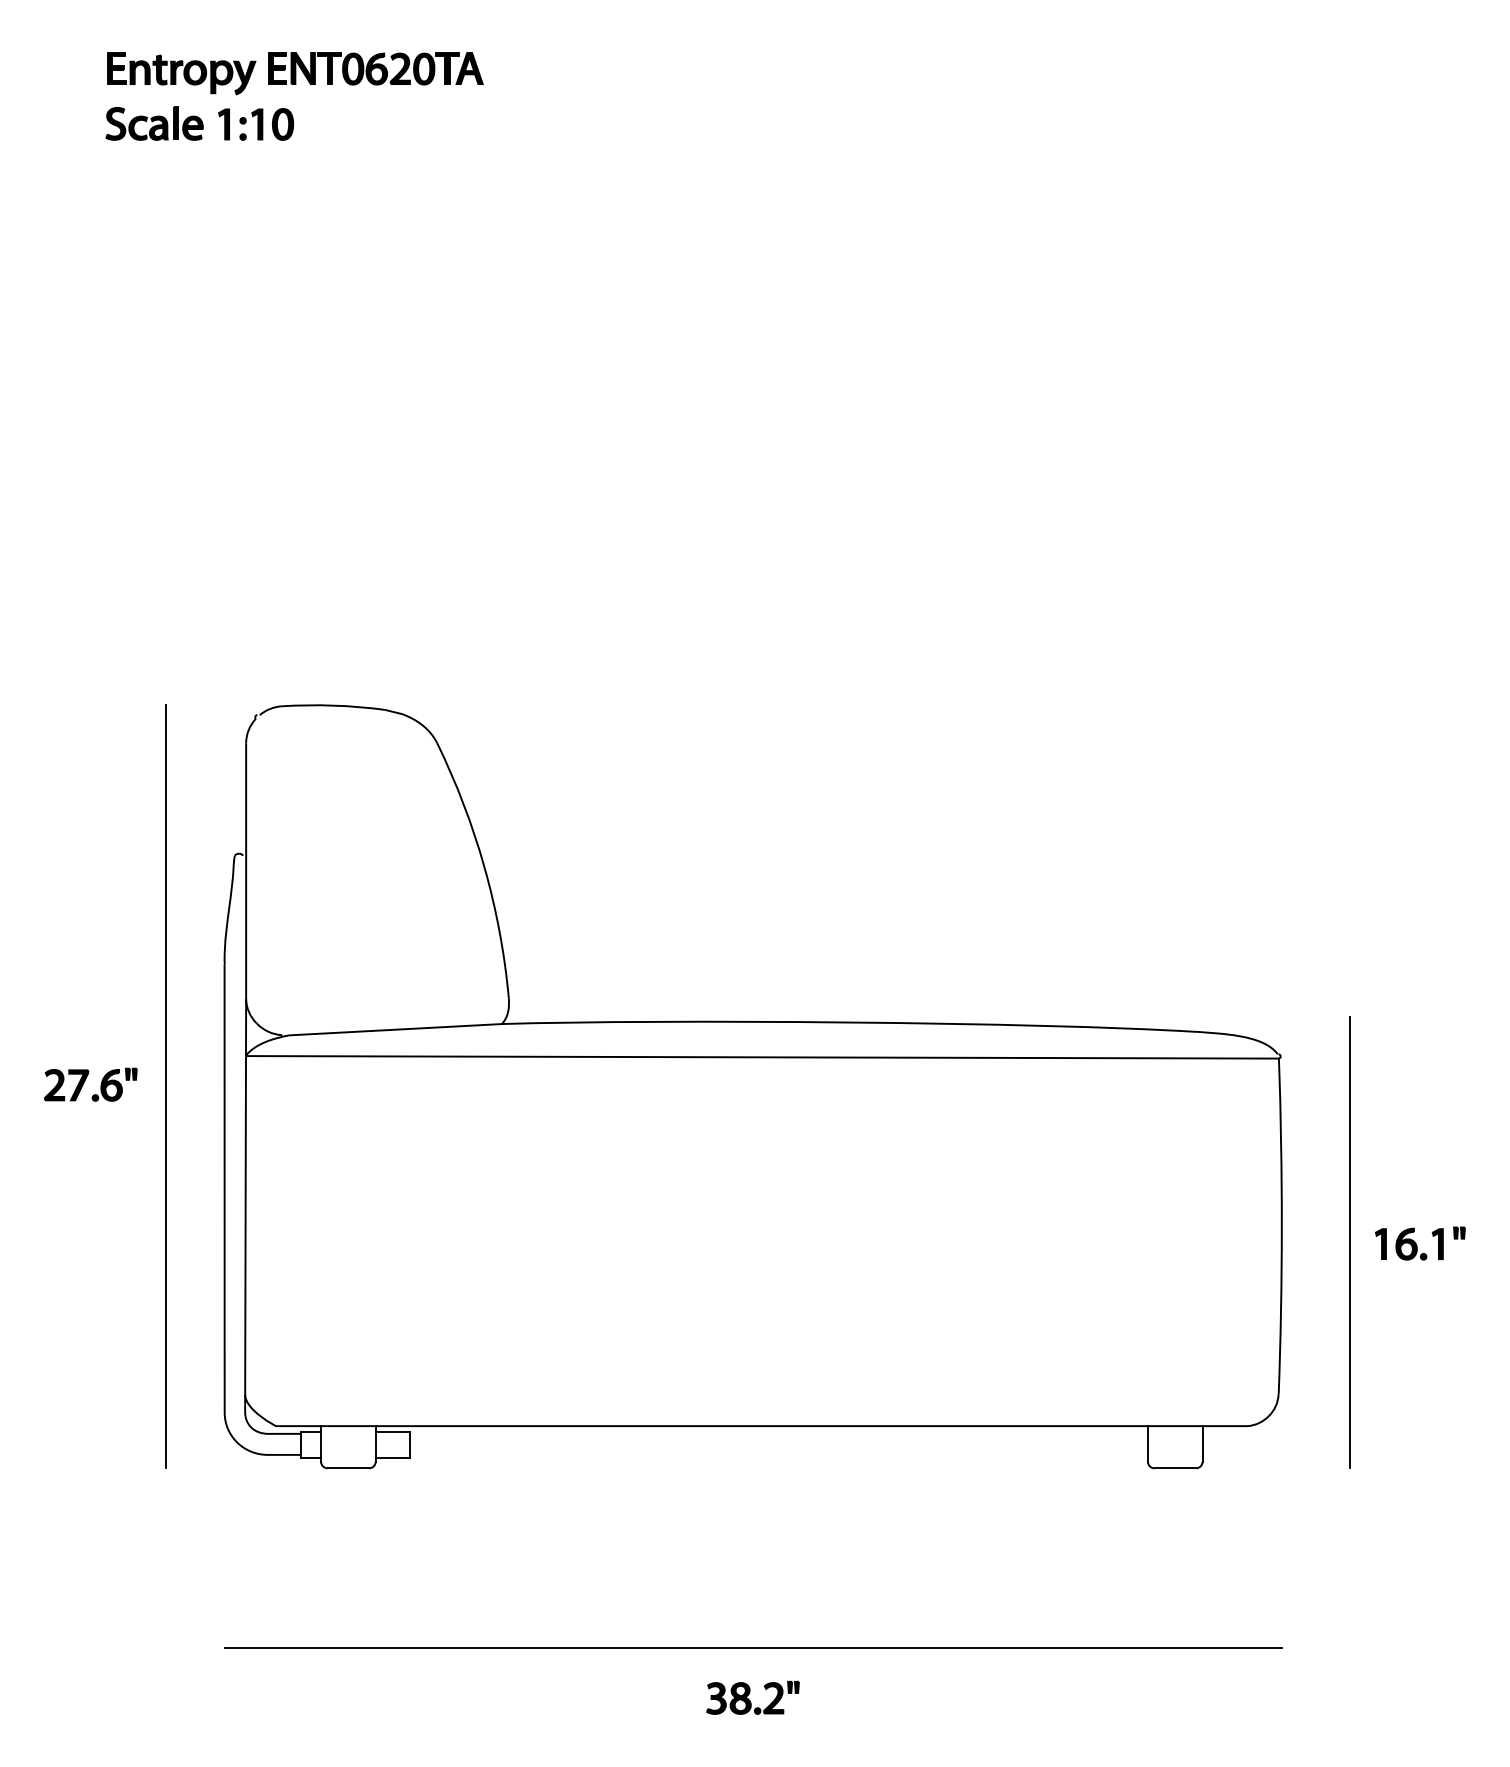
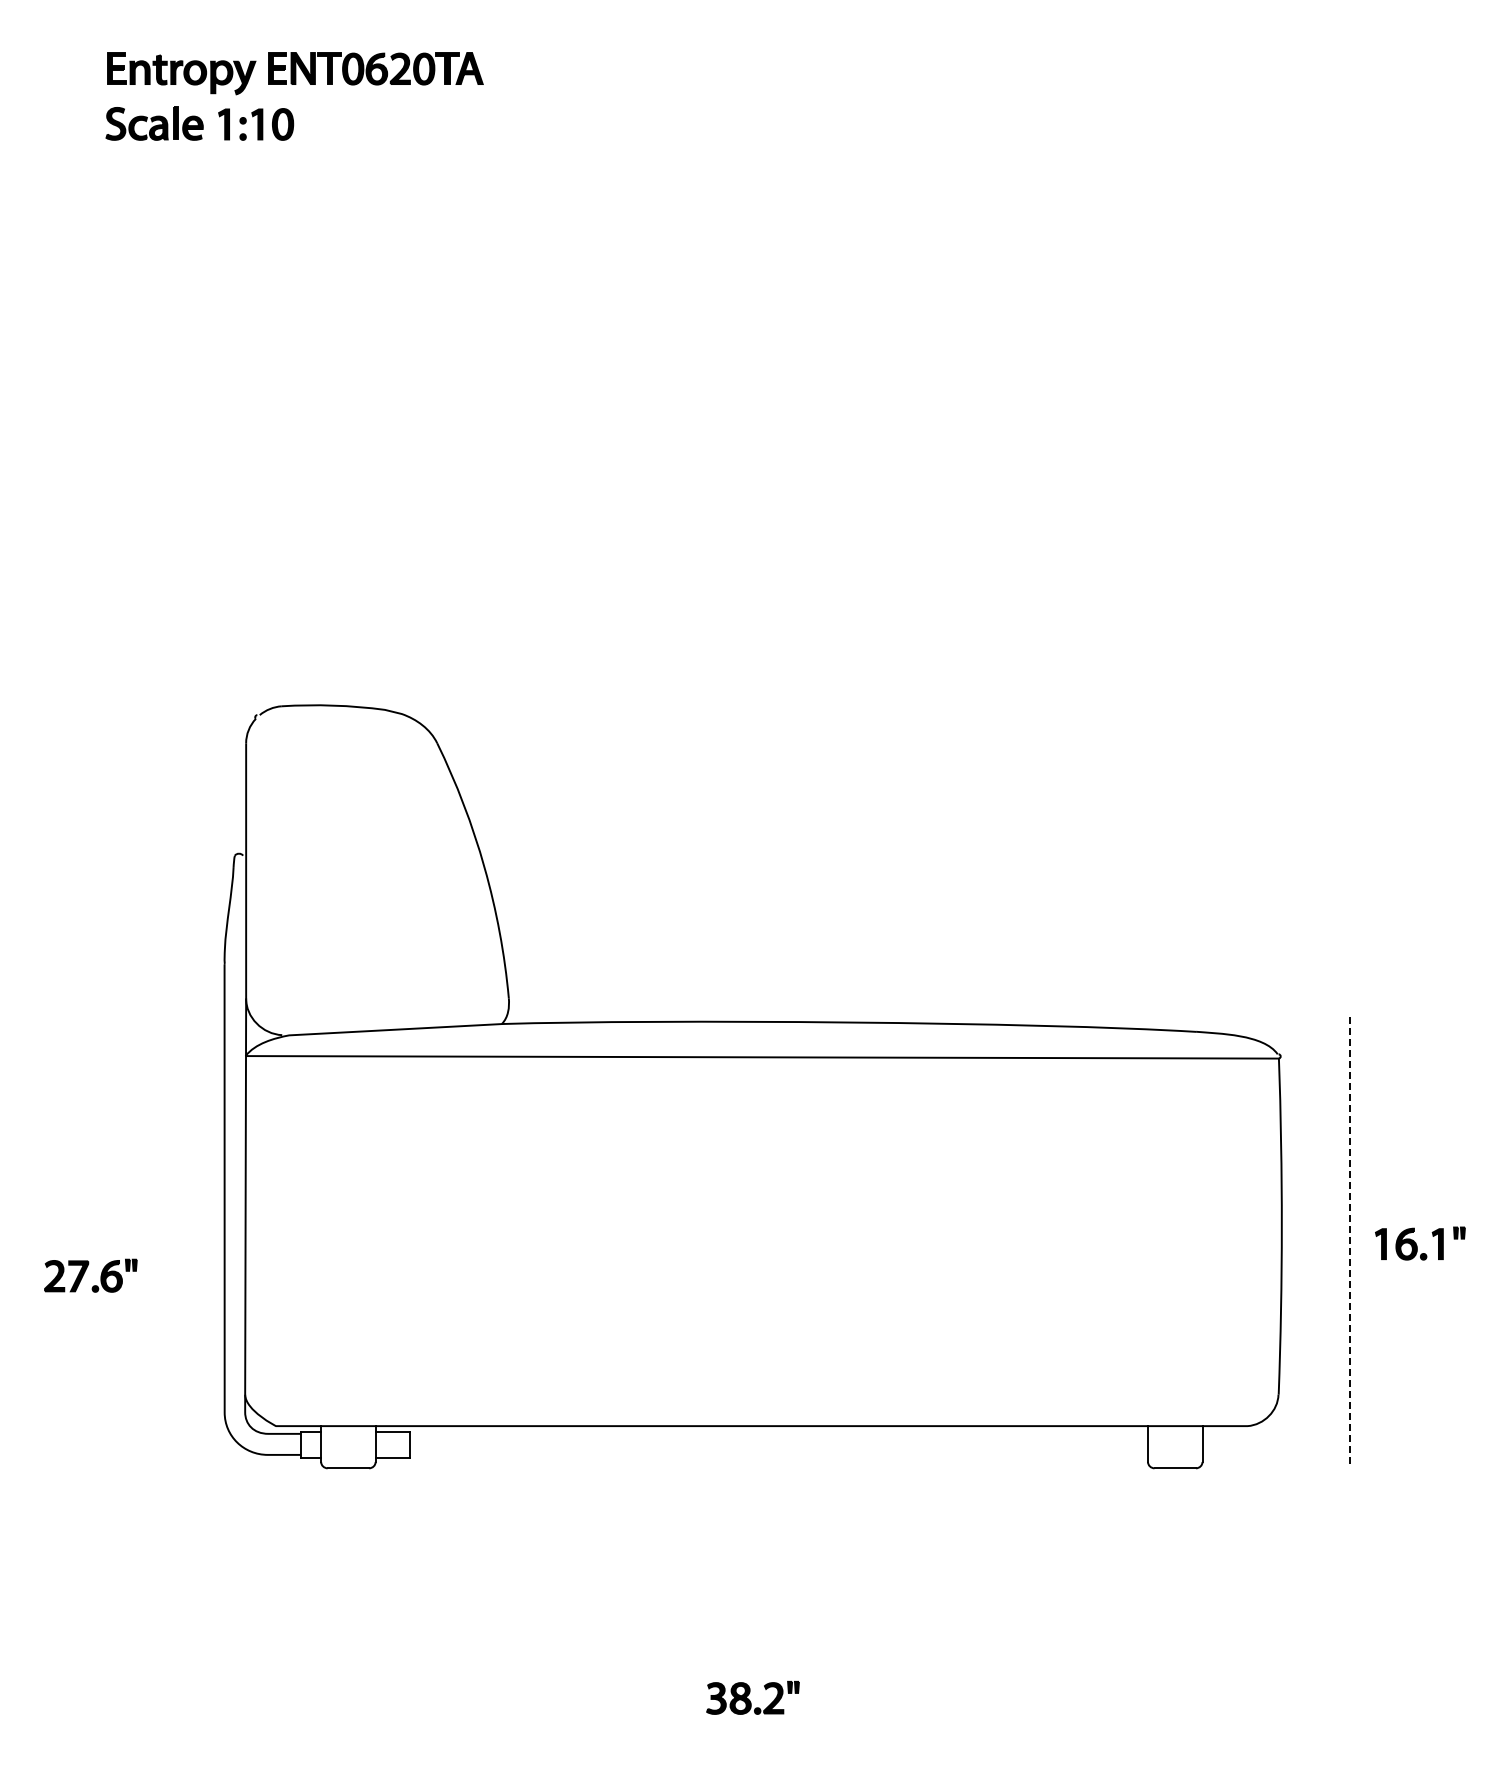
part position: (90, 1084) -> (90, 1275) (90, 1275)
line: present -> none (166, 1086)
line: solid -> dashed (1349, 1242)
line: present -> none (752, 1647)
